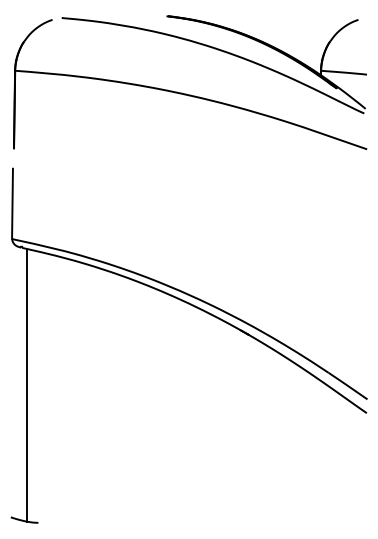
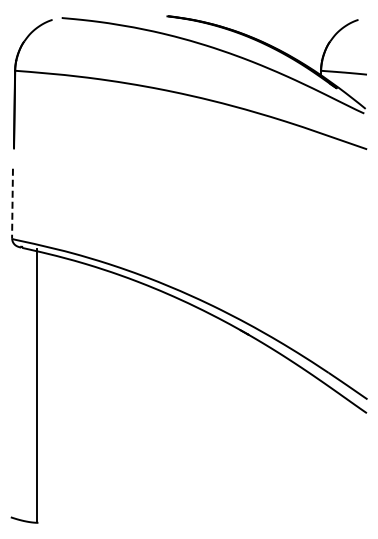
line: solid -> dashed (12, 204)
line position: (27, 385) -> (37, 385) (37, 385)
